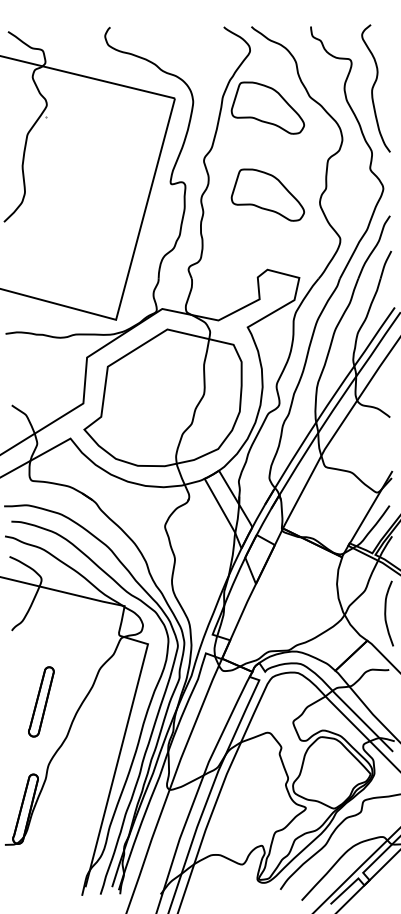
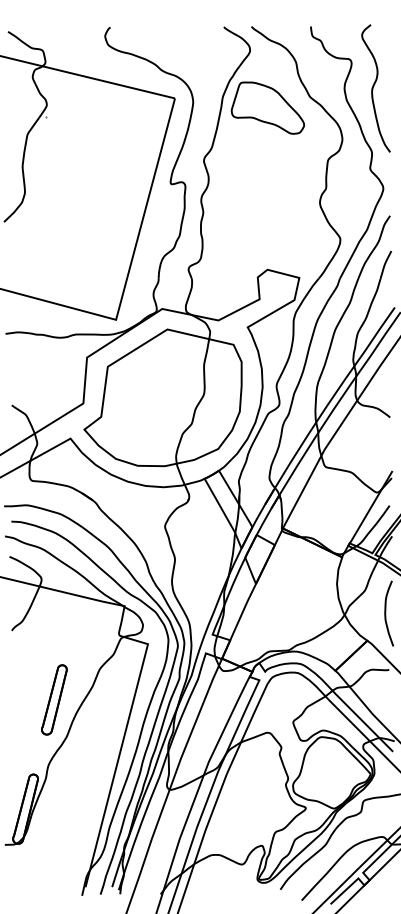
part: present -> none (267, 194)
part position: (41, 701) -> (54, 699) (54, 699)
